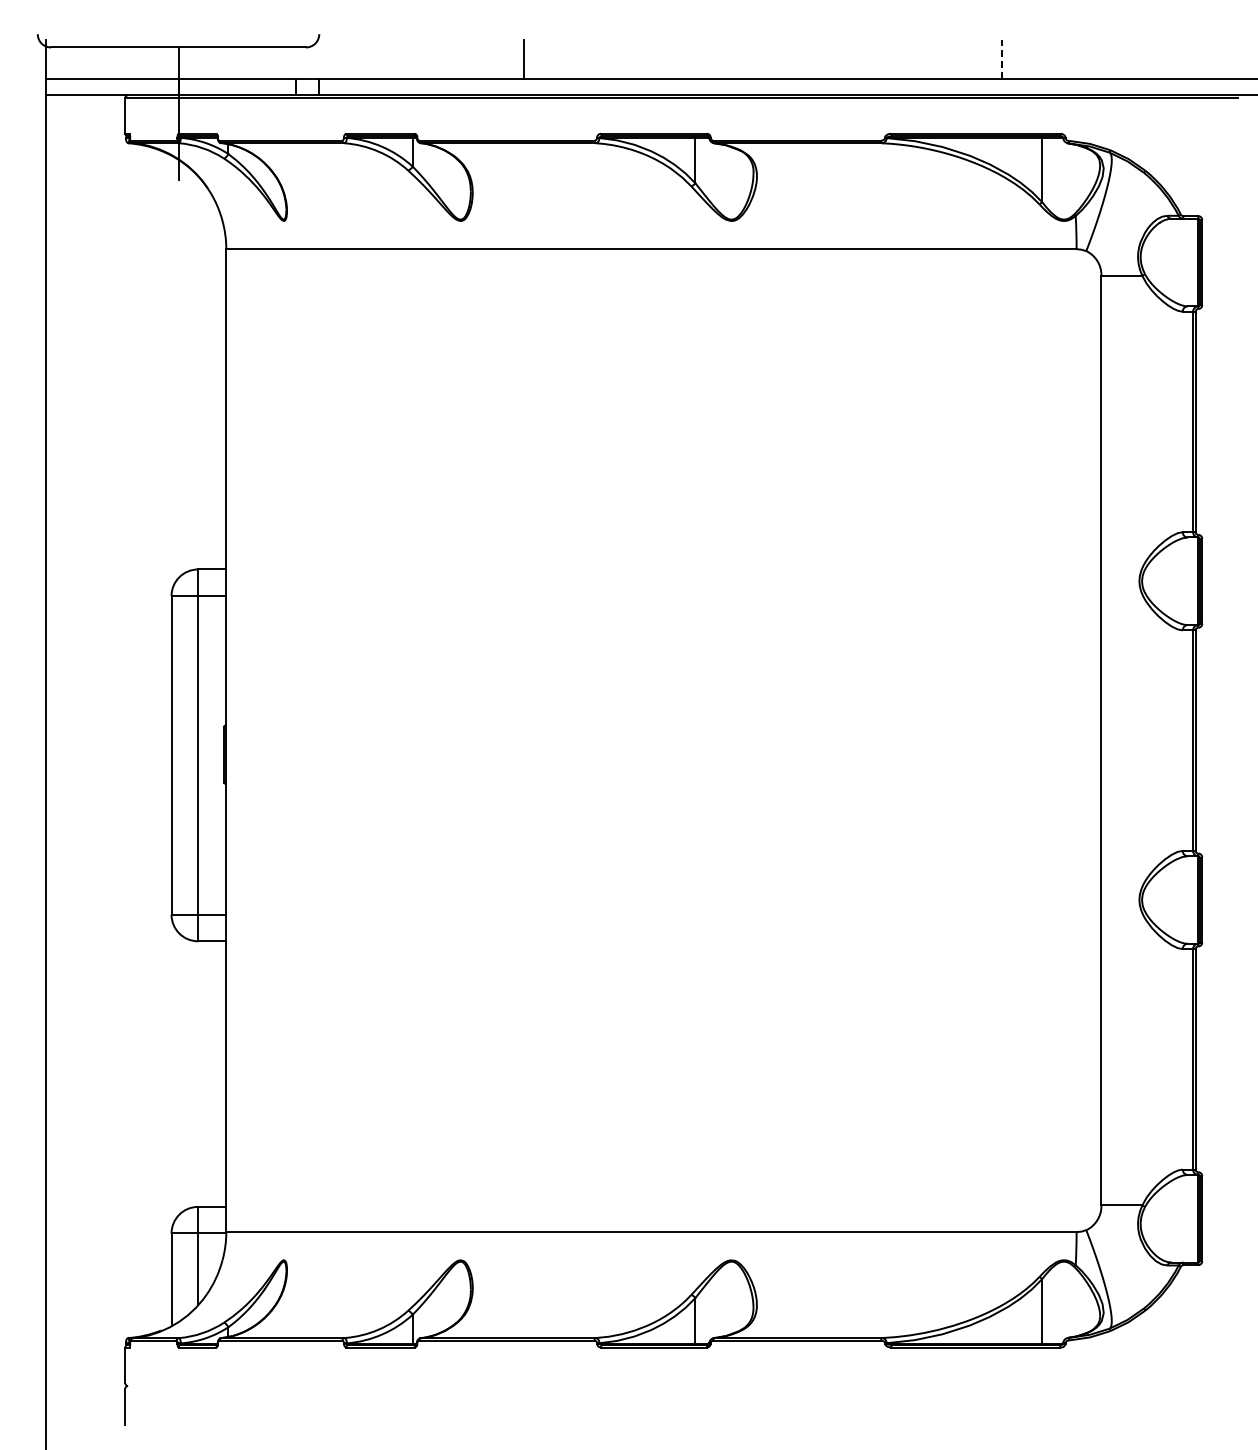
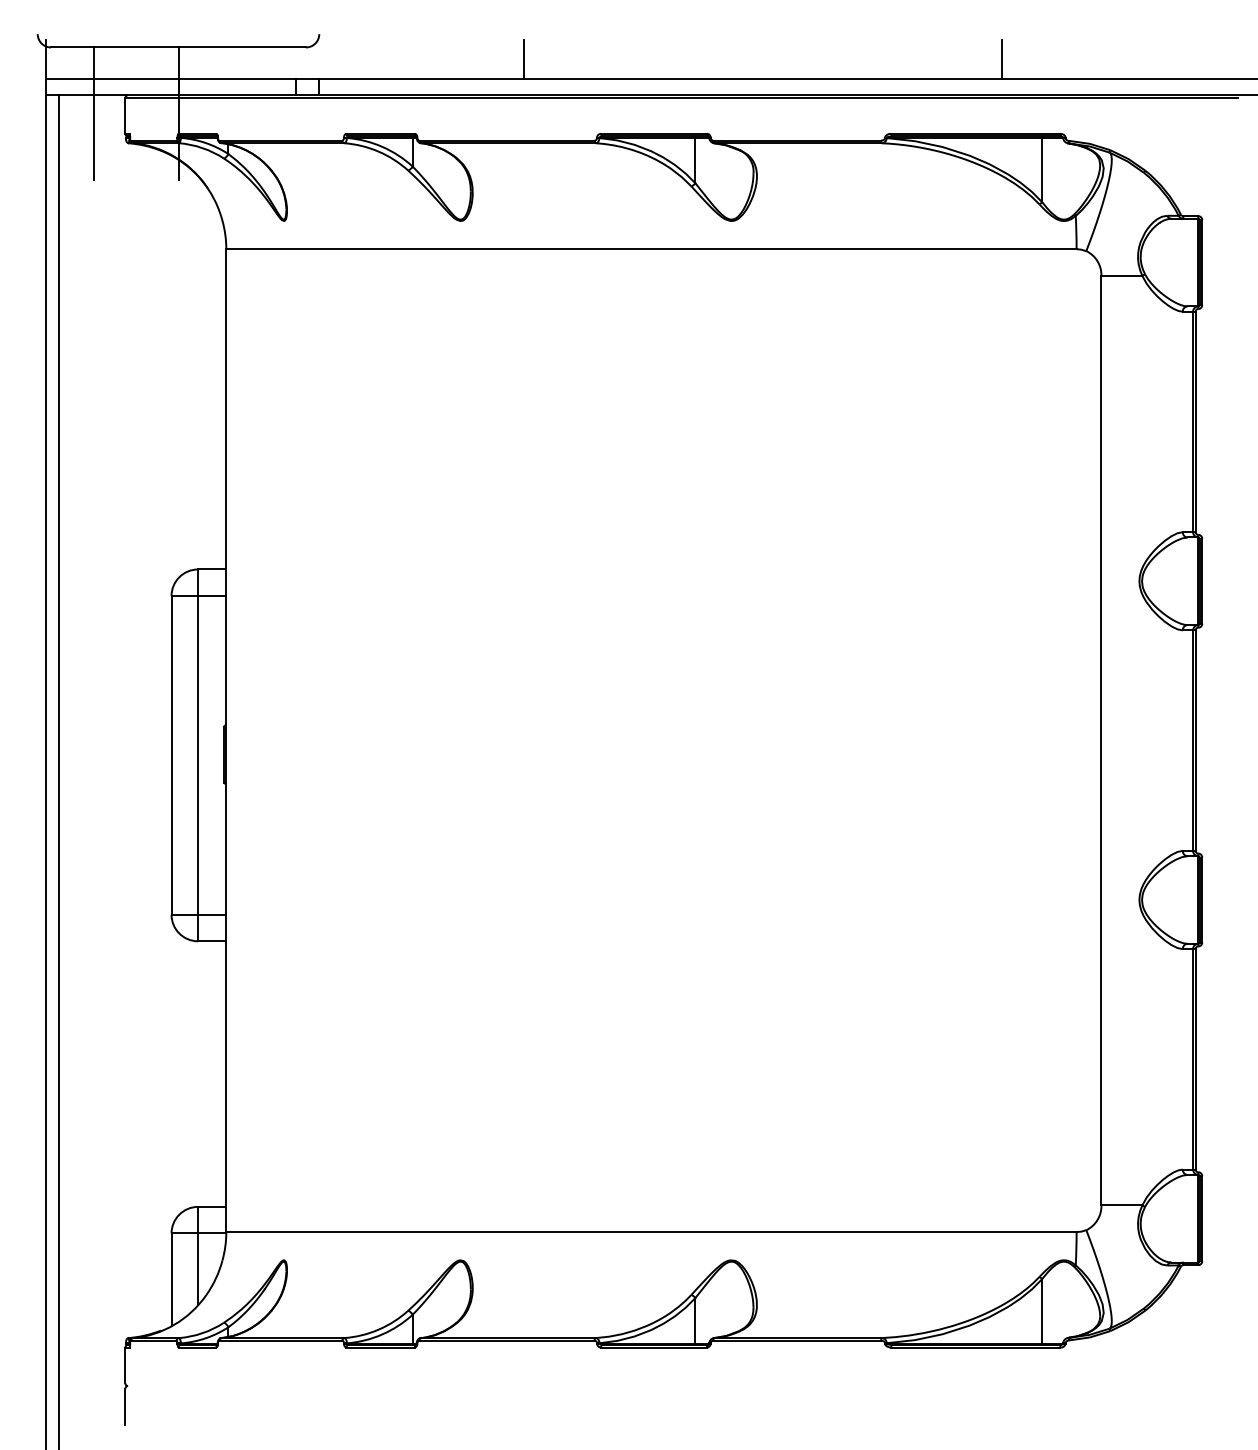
line: dashed -> solid (1001, 59)
line: none -> present (93, 113)
line: none -> present (59, 770)
